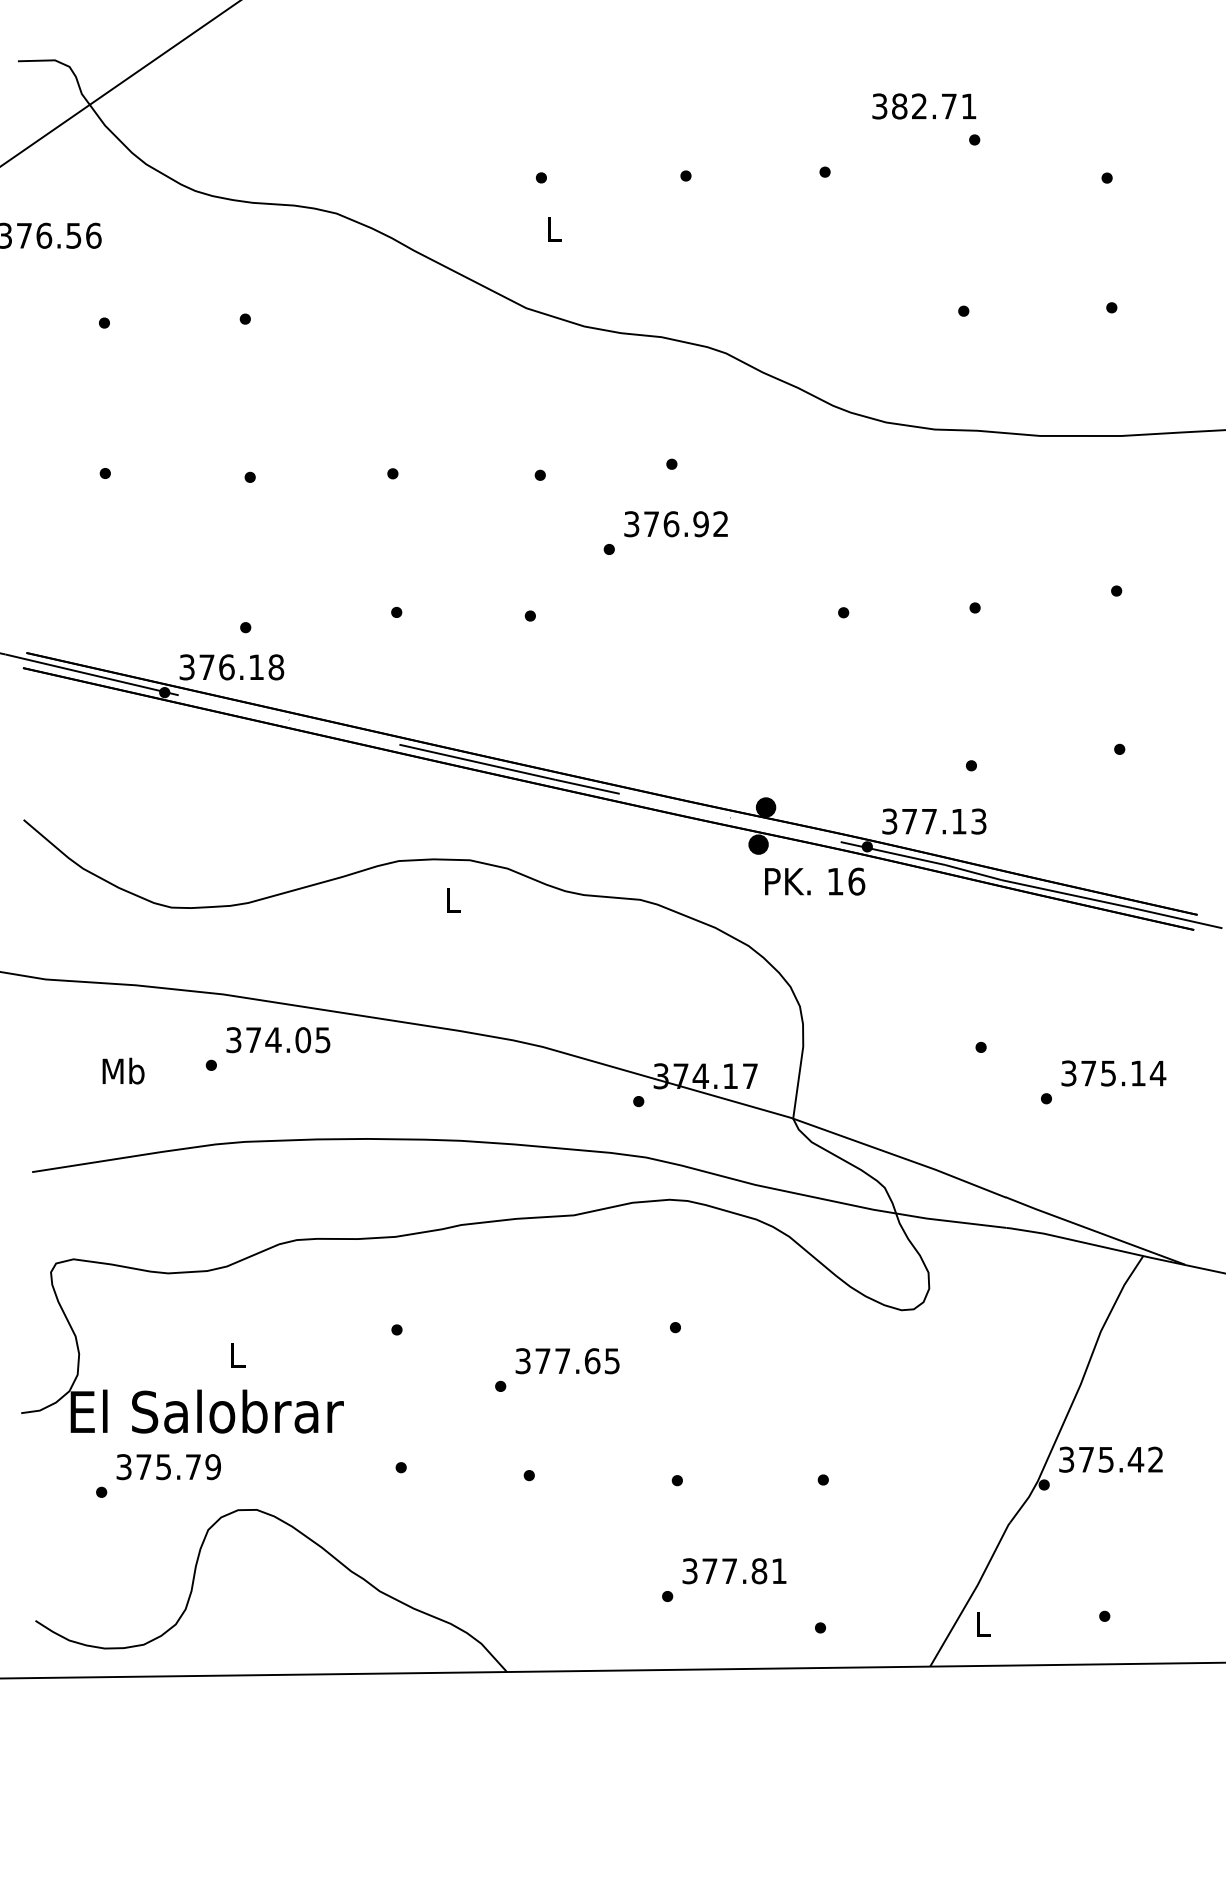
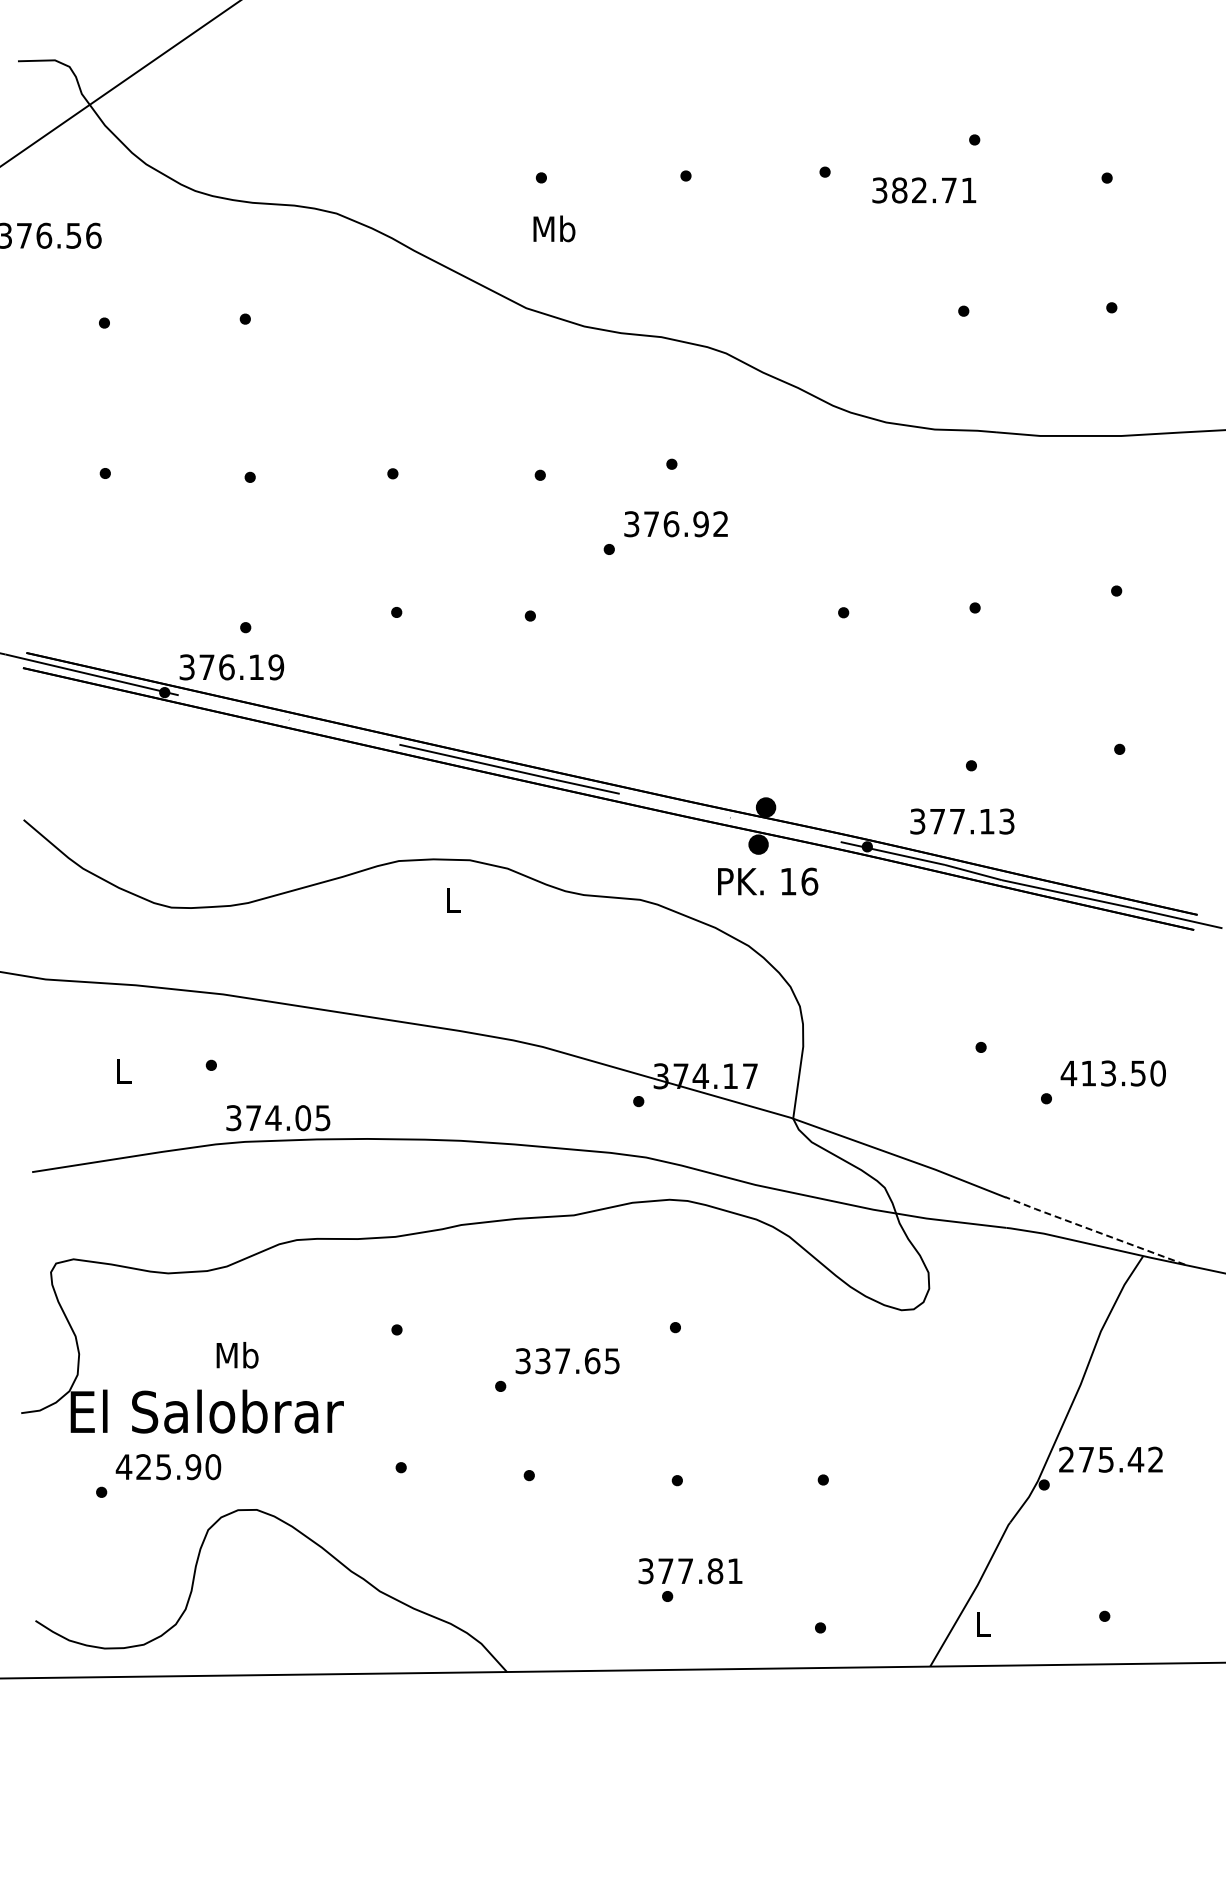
text position: (924, 106) -> (924, 190) (924, 190)
text: L -> Mb (554, 228)
text: 376.18 -> 376.19 (276, 667)
text position: (934, 821) -> (962, 821) (962, 821)
text position: (815, 881) -> (768, 881) (768, 881)
text position: (278, 1040) -> (278, 1118) (278, 1118)
text: Mb -> L (123, 1070)
text: 375.14 -> 413.50 (1113, 1073)
line: solid -> dashed (1094, 1230)
text: L -> Mb (237, 1355)
text: 377.65 -> 337.65 (542, 1361)
text: 375.42 -> 275.42 (1066, 1459)
text: 375.79 -> 425.90 (168, 1467)
text position: (734, 1571) -> (690, 1571) (690, 1571)
